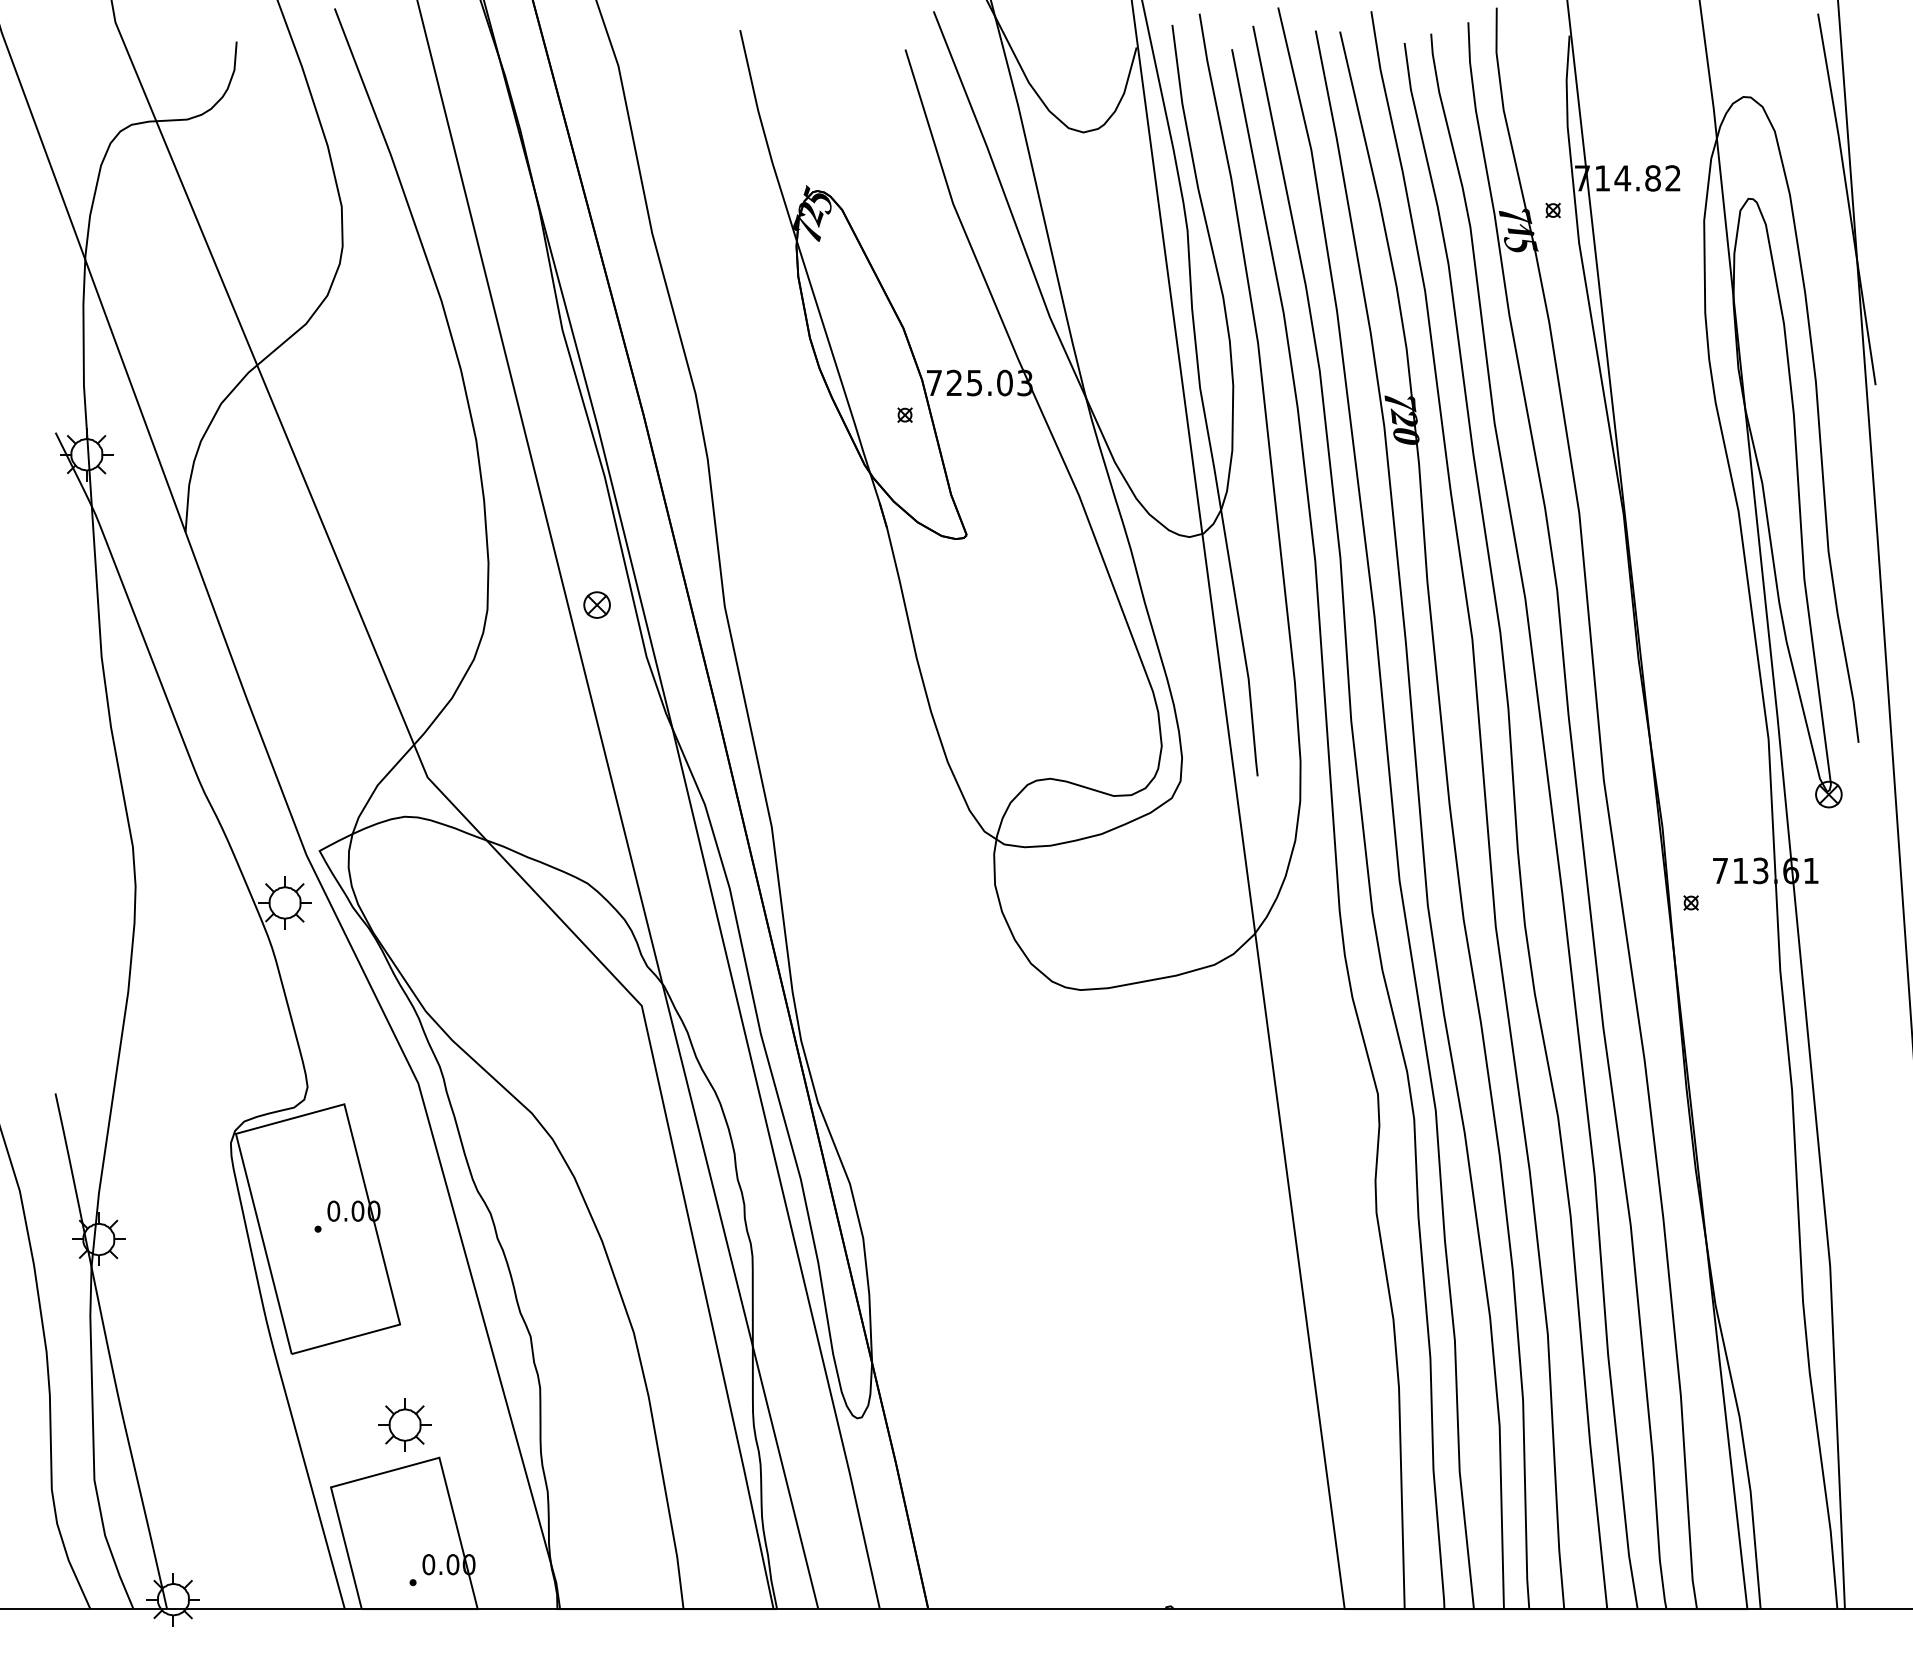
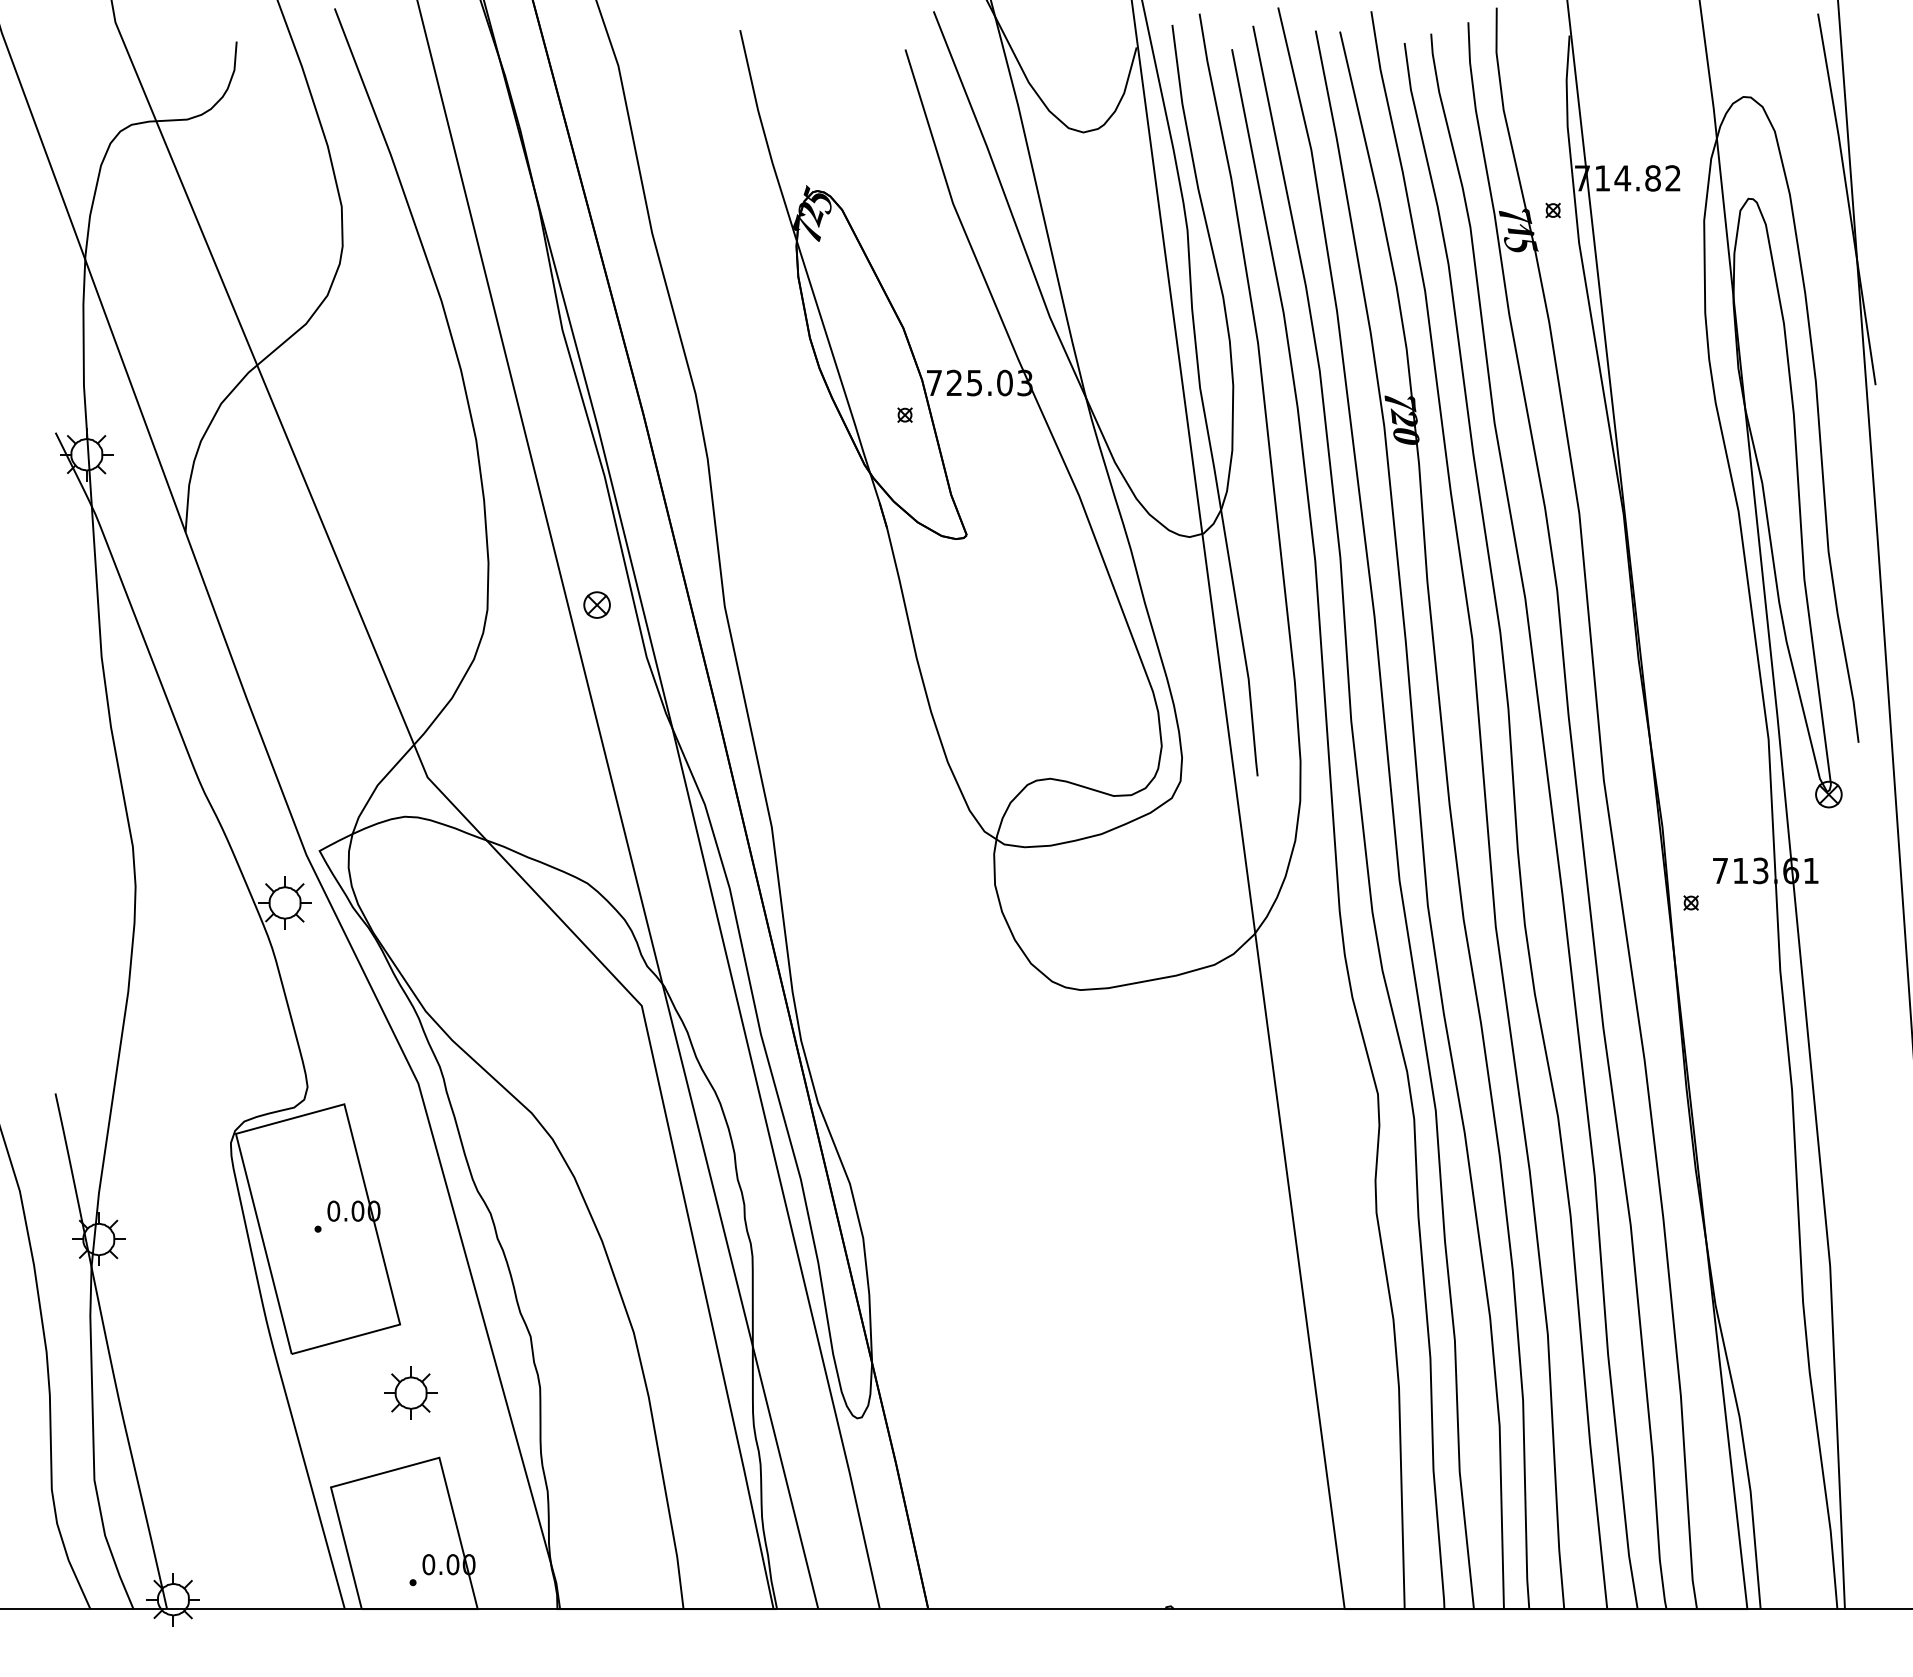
part position: (404, 1424) -> (410, 1392) (410, 1392)
